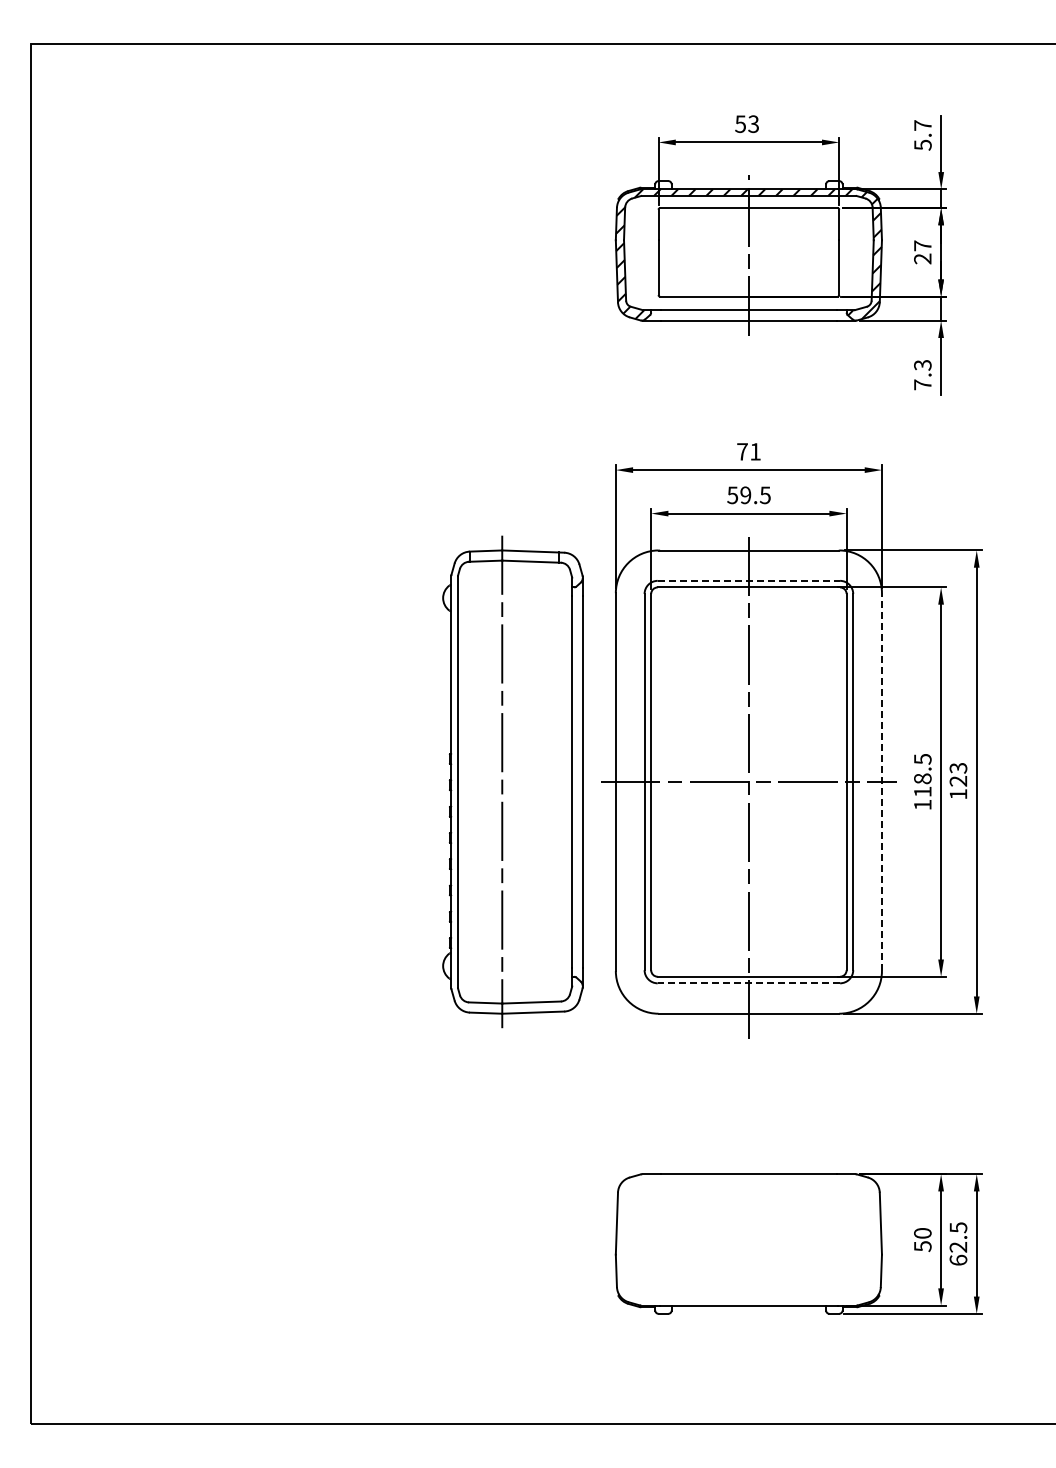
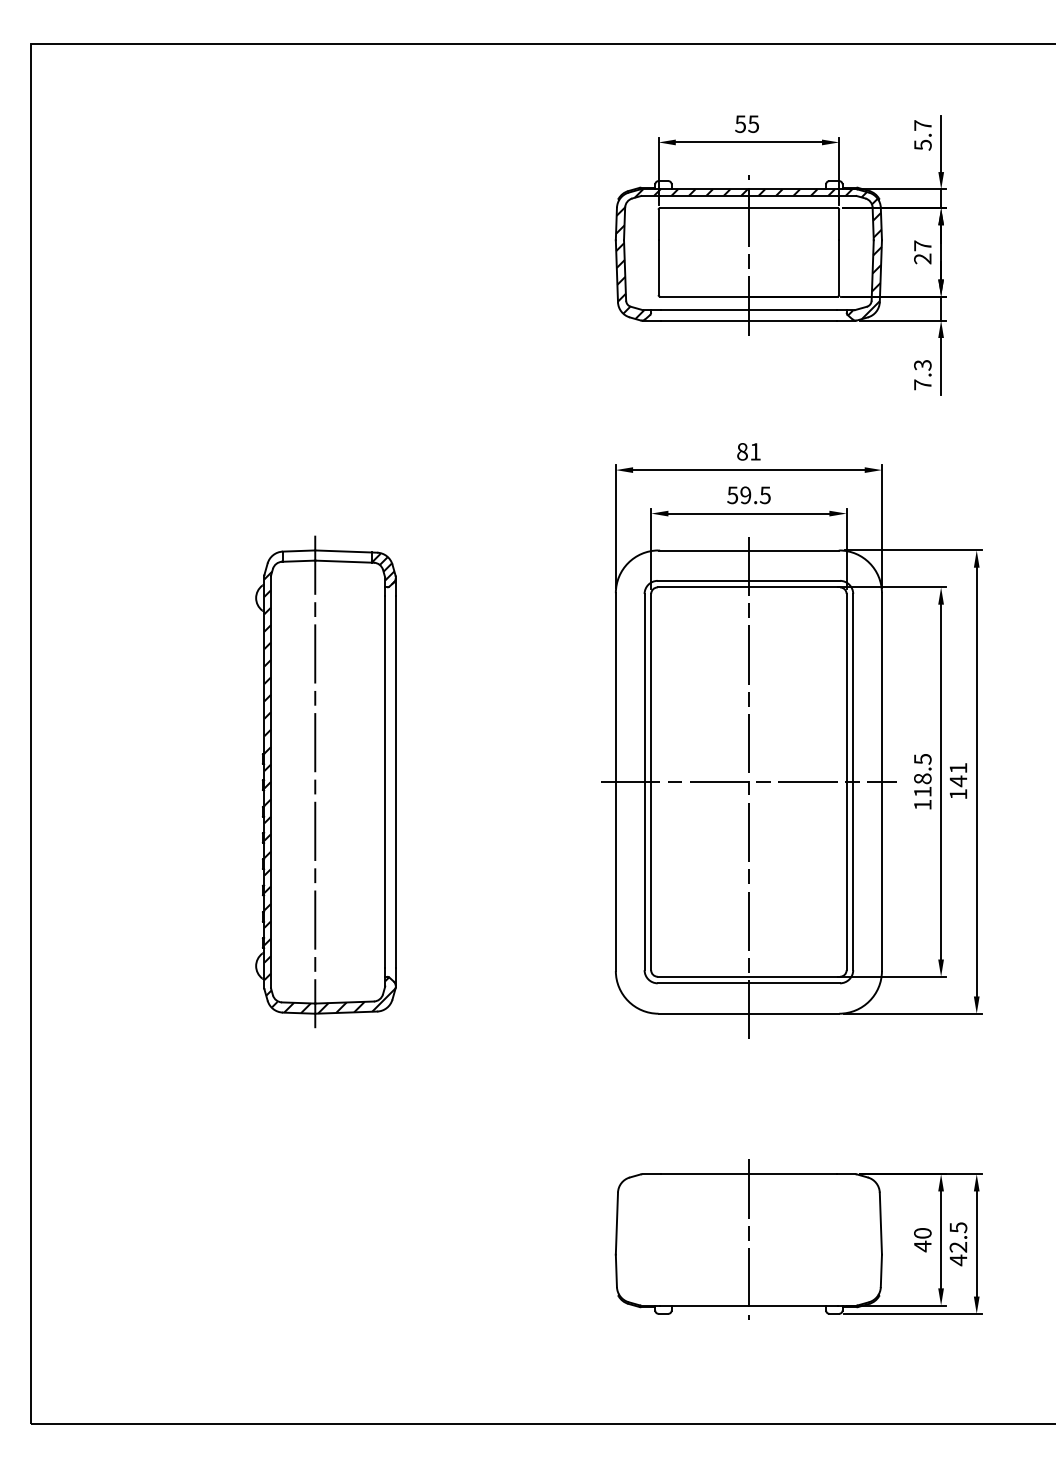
text: 53 -> 55 (753, 123)
text: 71 -> 81 (742, 451)
line: dashed -> solid (749, 580)
text: 123 -> 141 (958, 775)
part position: (512, 781) -> (325, 781) (325, 781)
line: dashed -> solid (881, 782)
line: dashed -> solid (748, 983)
line: none -> present (748, 1239)
text: 50 -> 40 (922, 1246)
text: 62.5 -> 42.5 (958, 1260)
